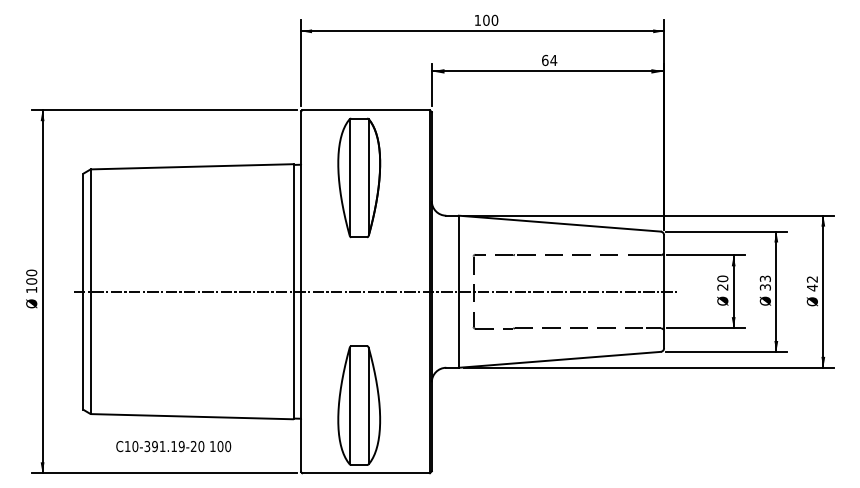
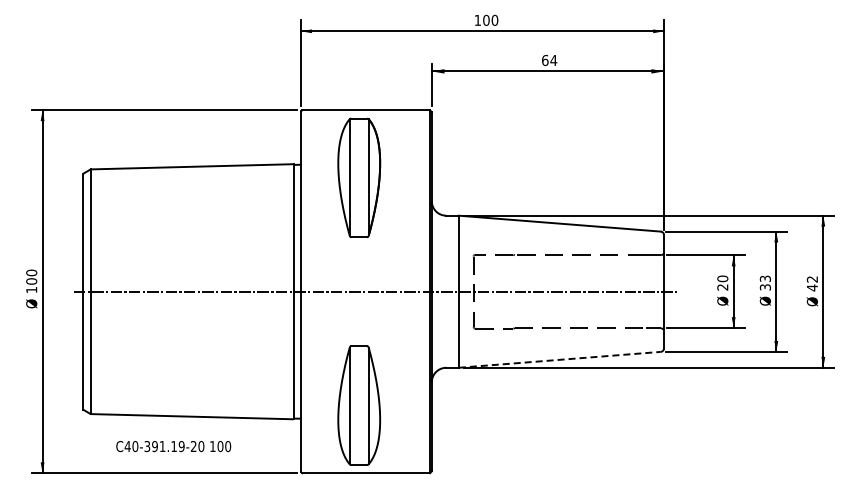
line: solid -> dashed (560, 359)
text: C10-391.19-20 -> C40-391.19-20 (127, 446)
